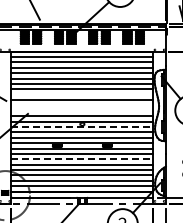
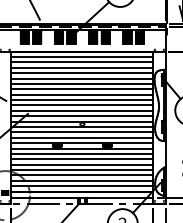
line: none -> present (82, 94)
line: none -> present (82, 105)
line: none -> present (82, 110)
line: dashed -> solid (82, 127)
line: dashed -> solid (82, 159)
